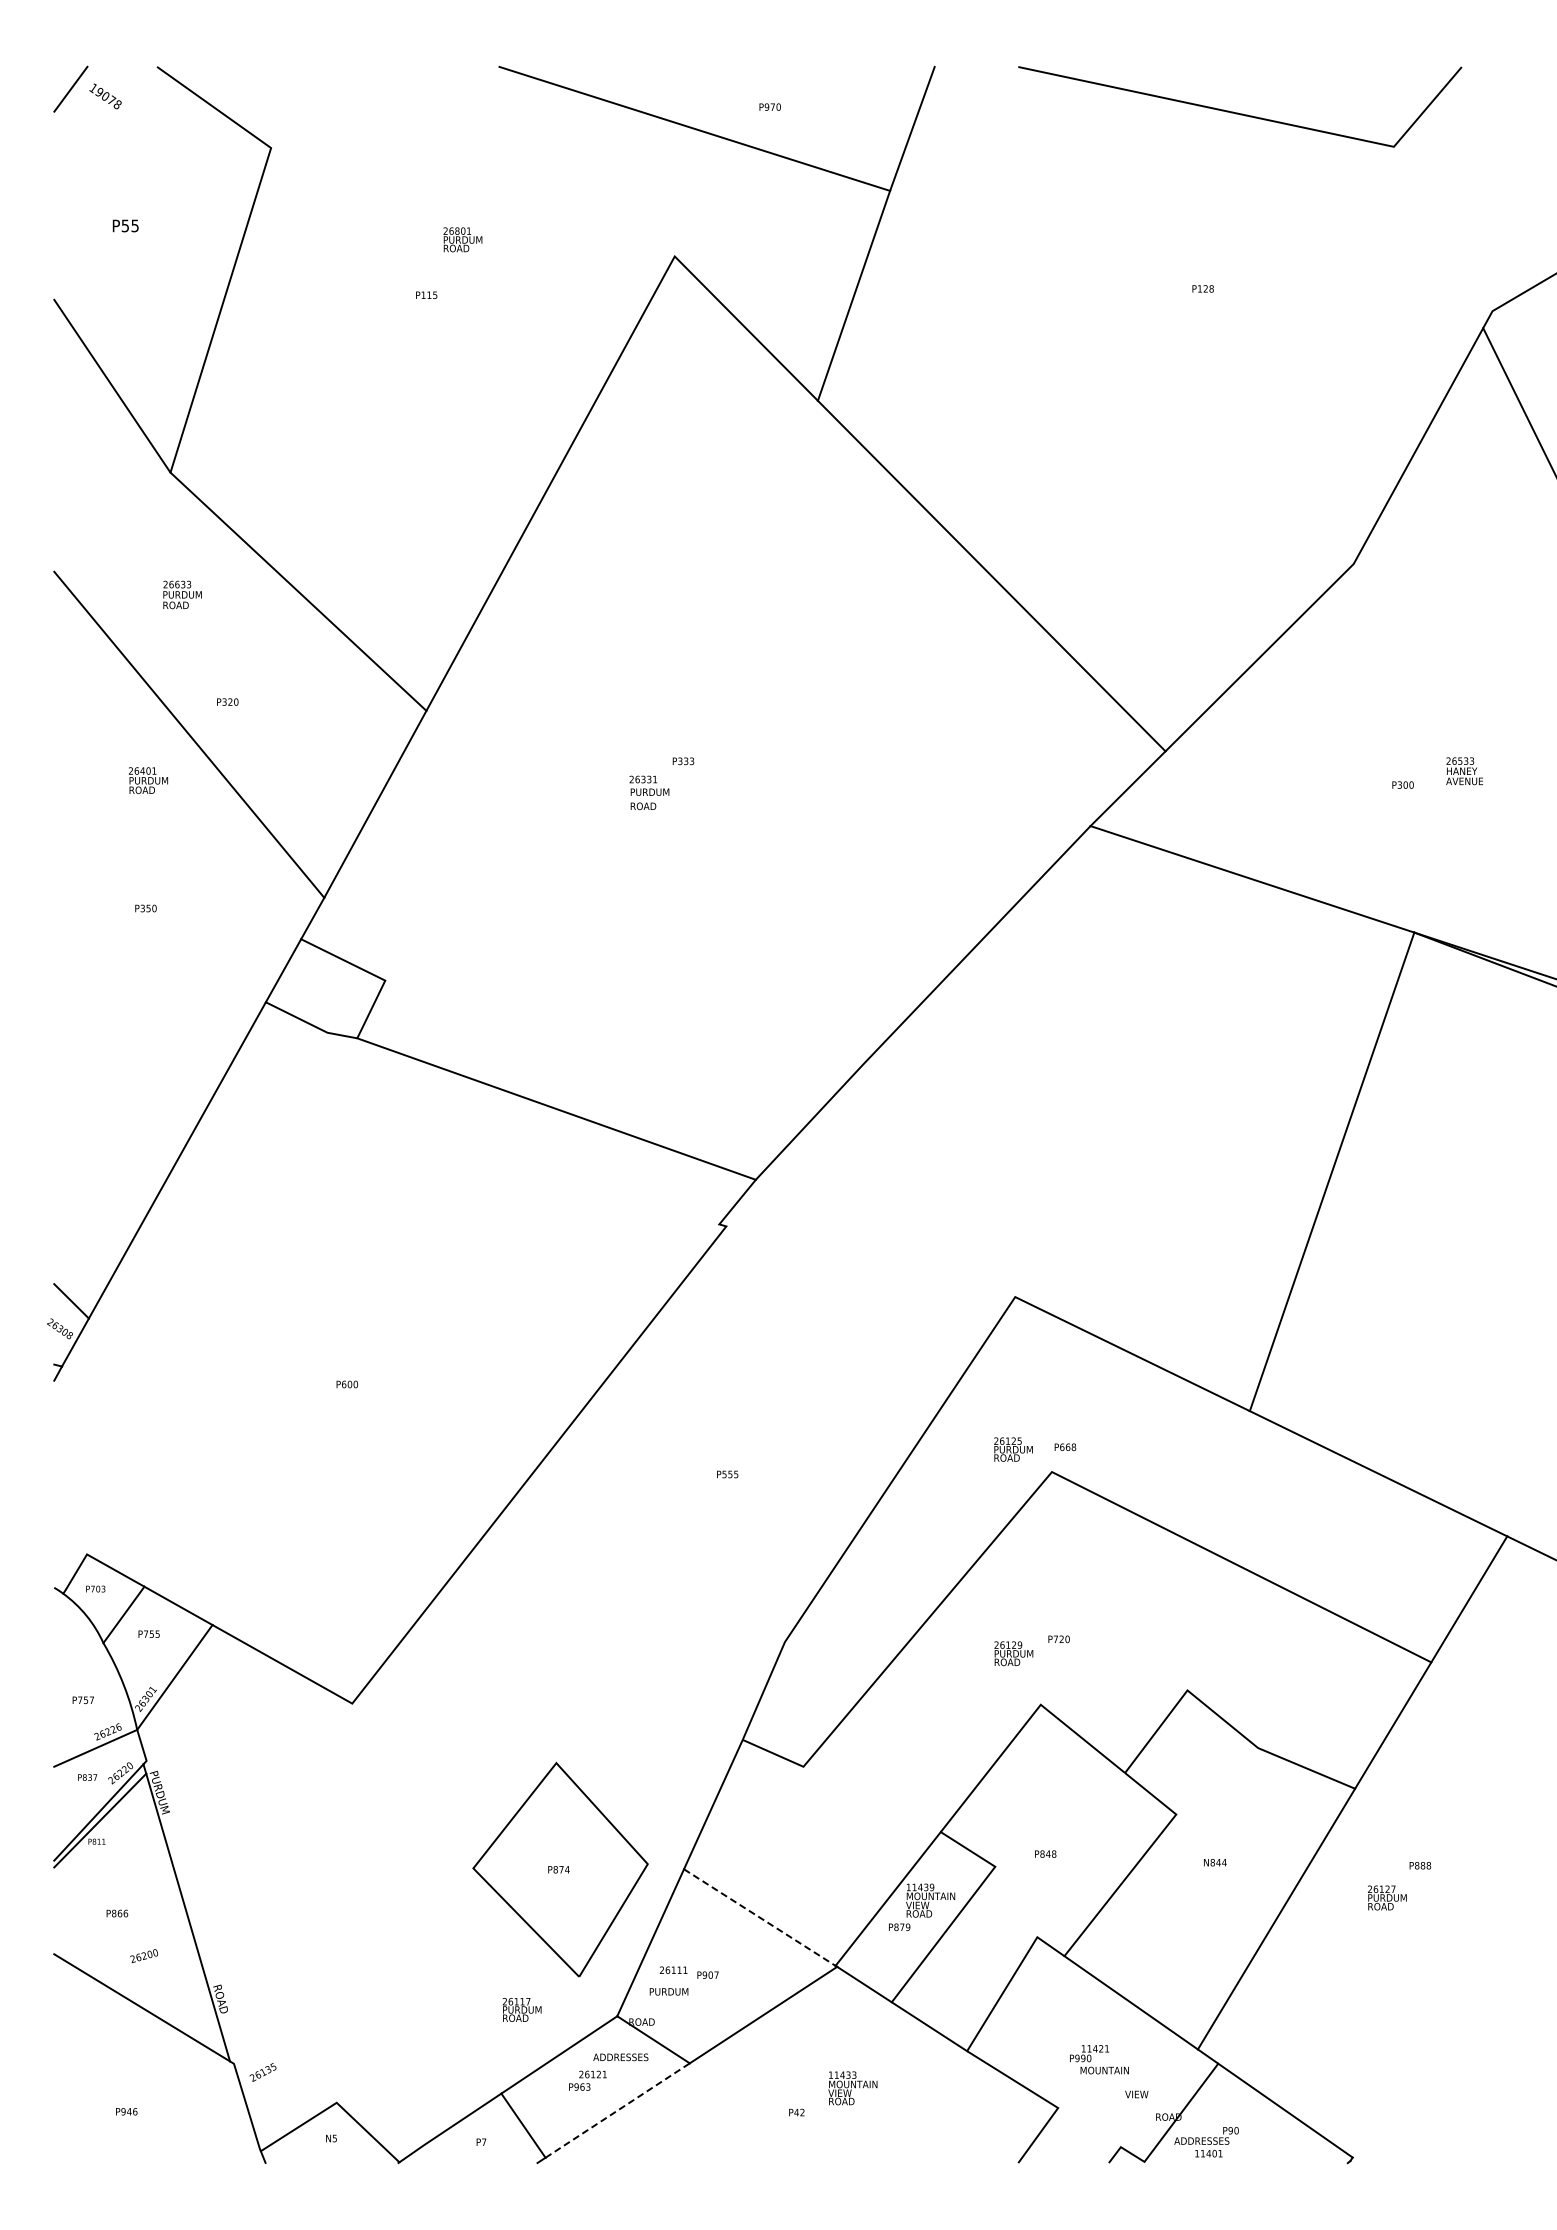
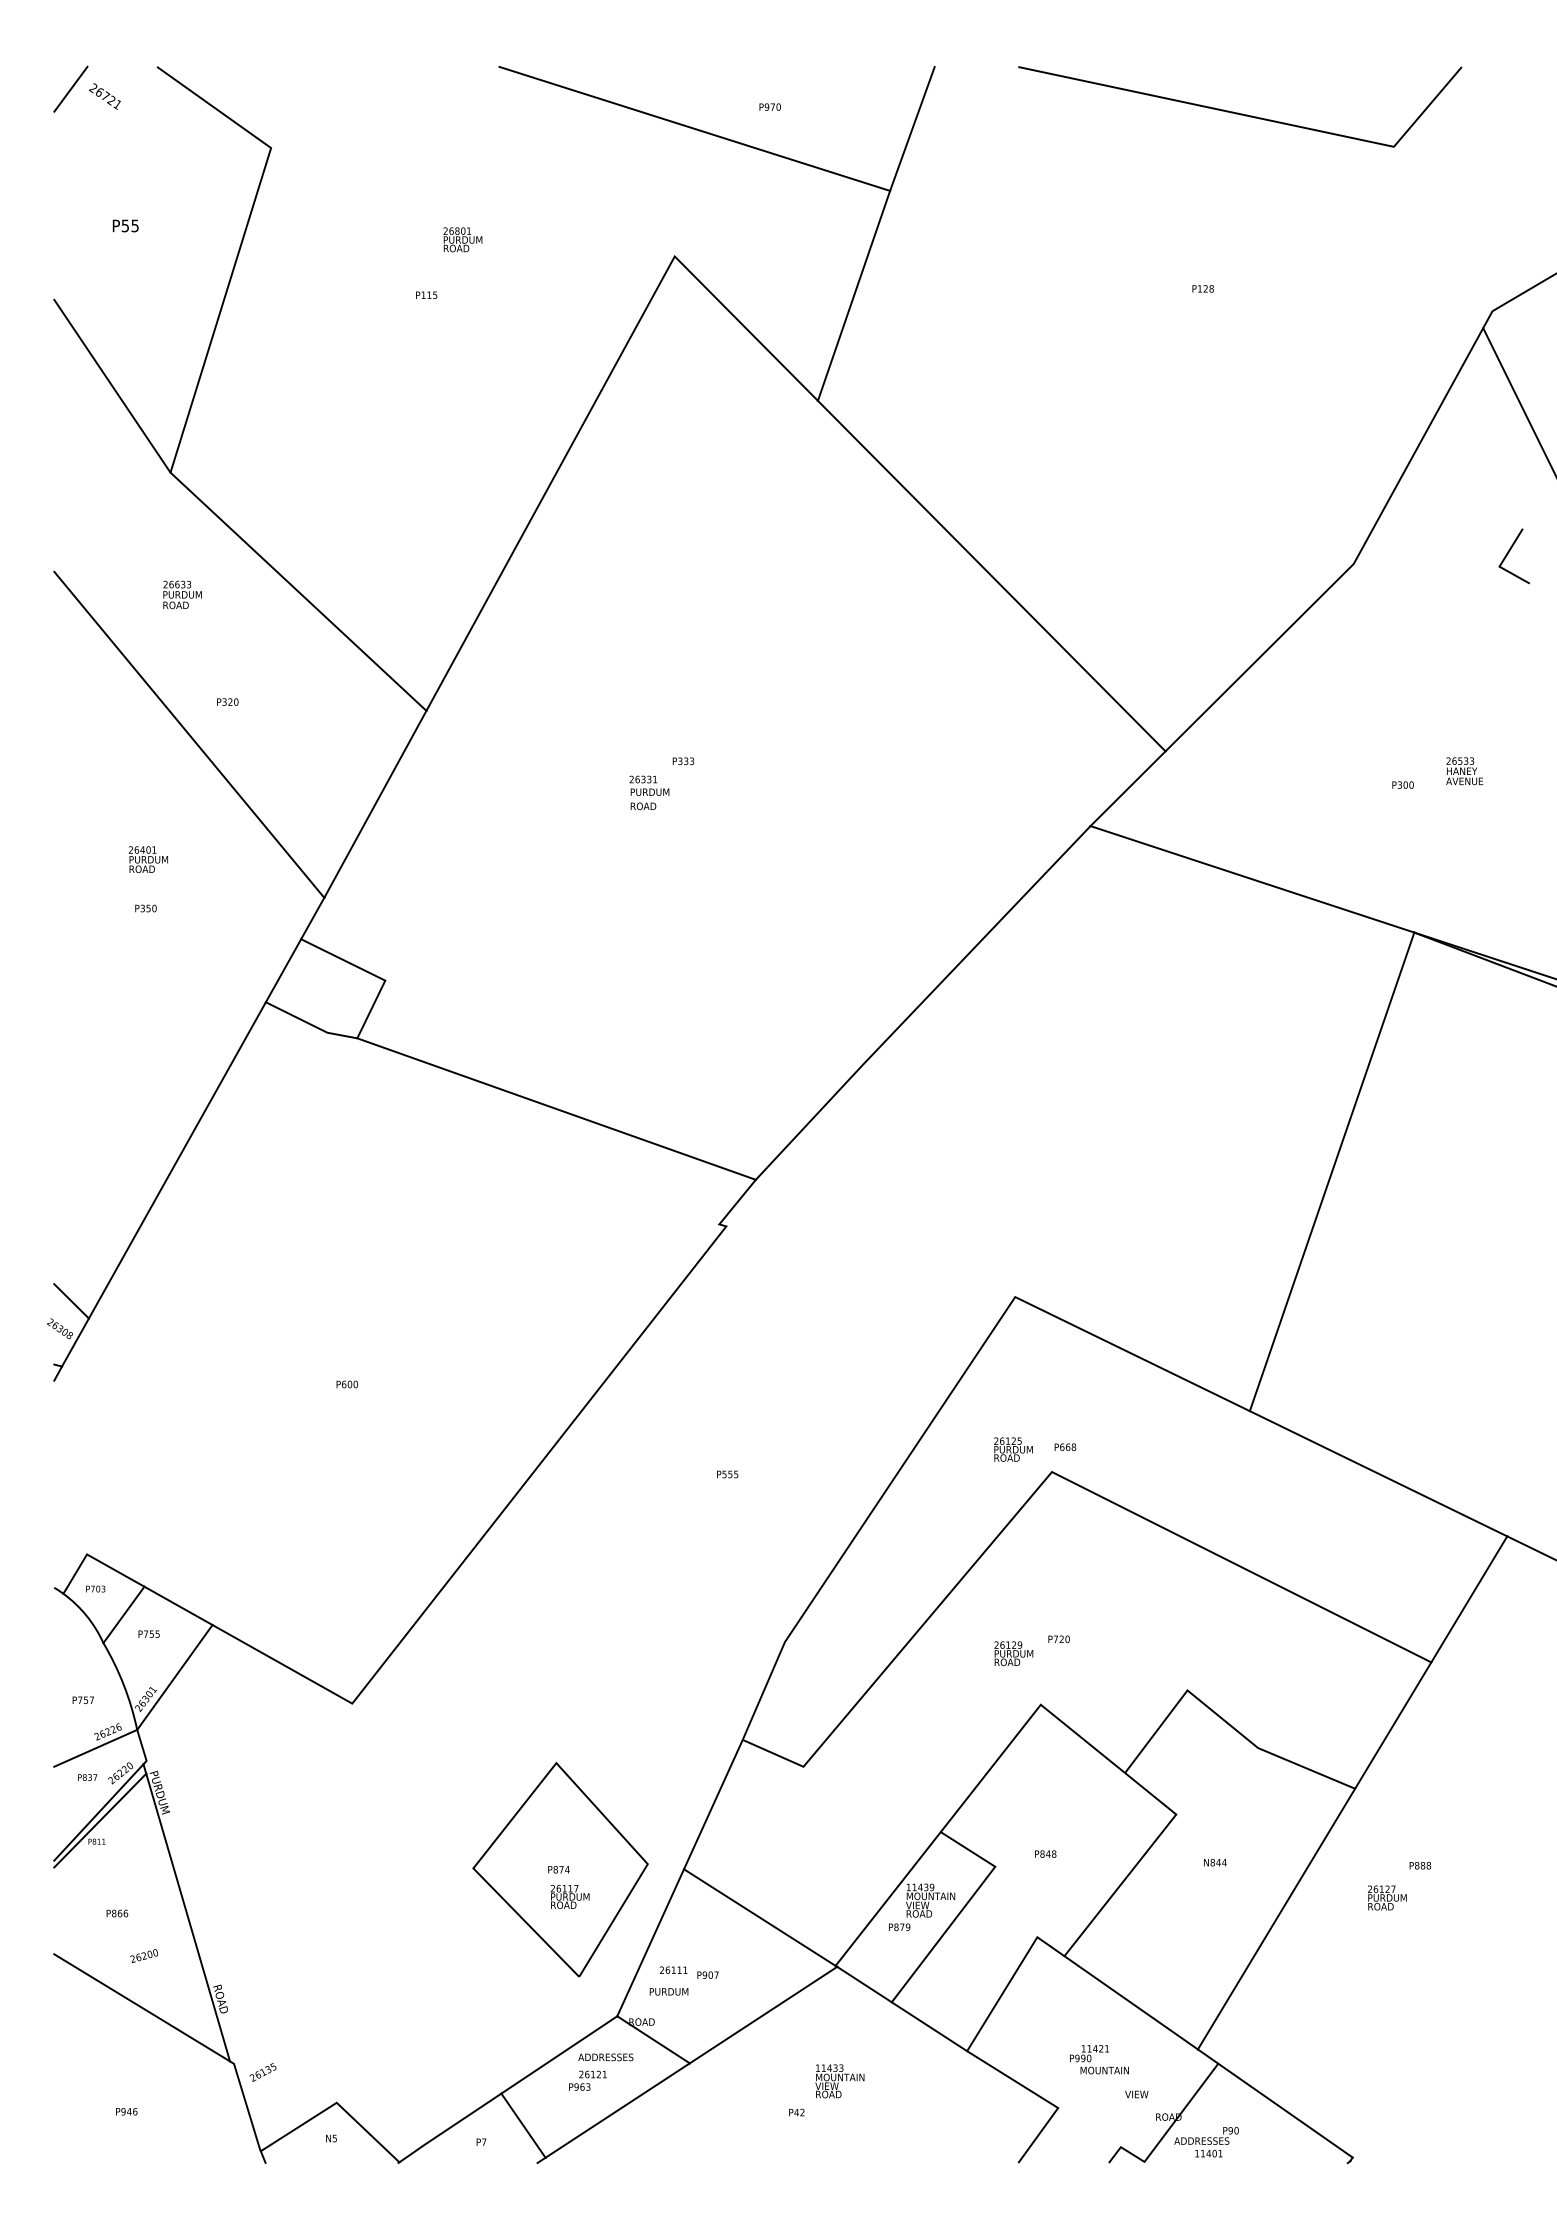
text: 19078 -> 26721 (105, 96)
line: none -> present (1508, 554)
text position: (147, 780) -> (147, 859) (147, 859)
line: dashed -> solid (759, 1917)
text position: (521, 2009) -> (569, 1896) (569, 1896)
text position: (620, 2057) -> (605, 2057) (605, 2057)
text position: (852, 2088) -> (839, 2081) (839, 2081)
line: dashed -> solid (618, 2110)
